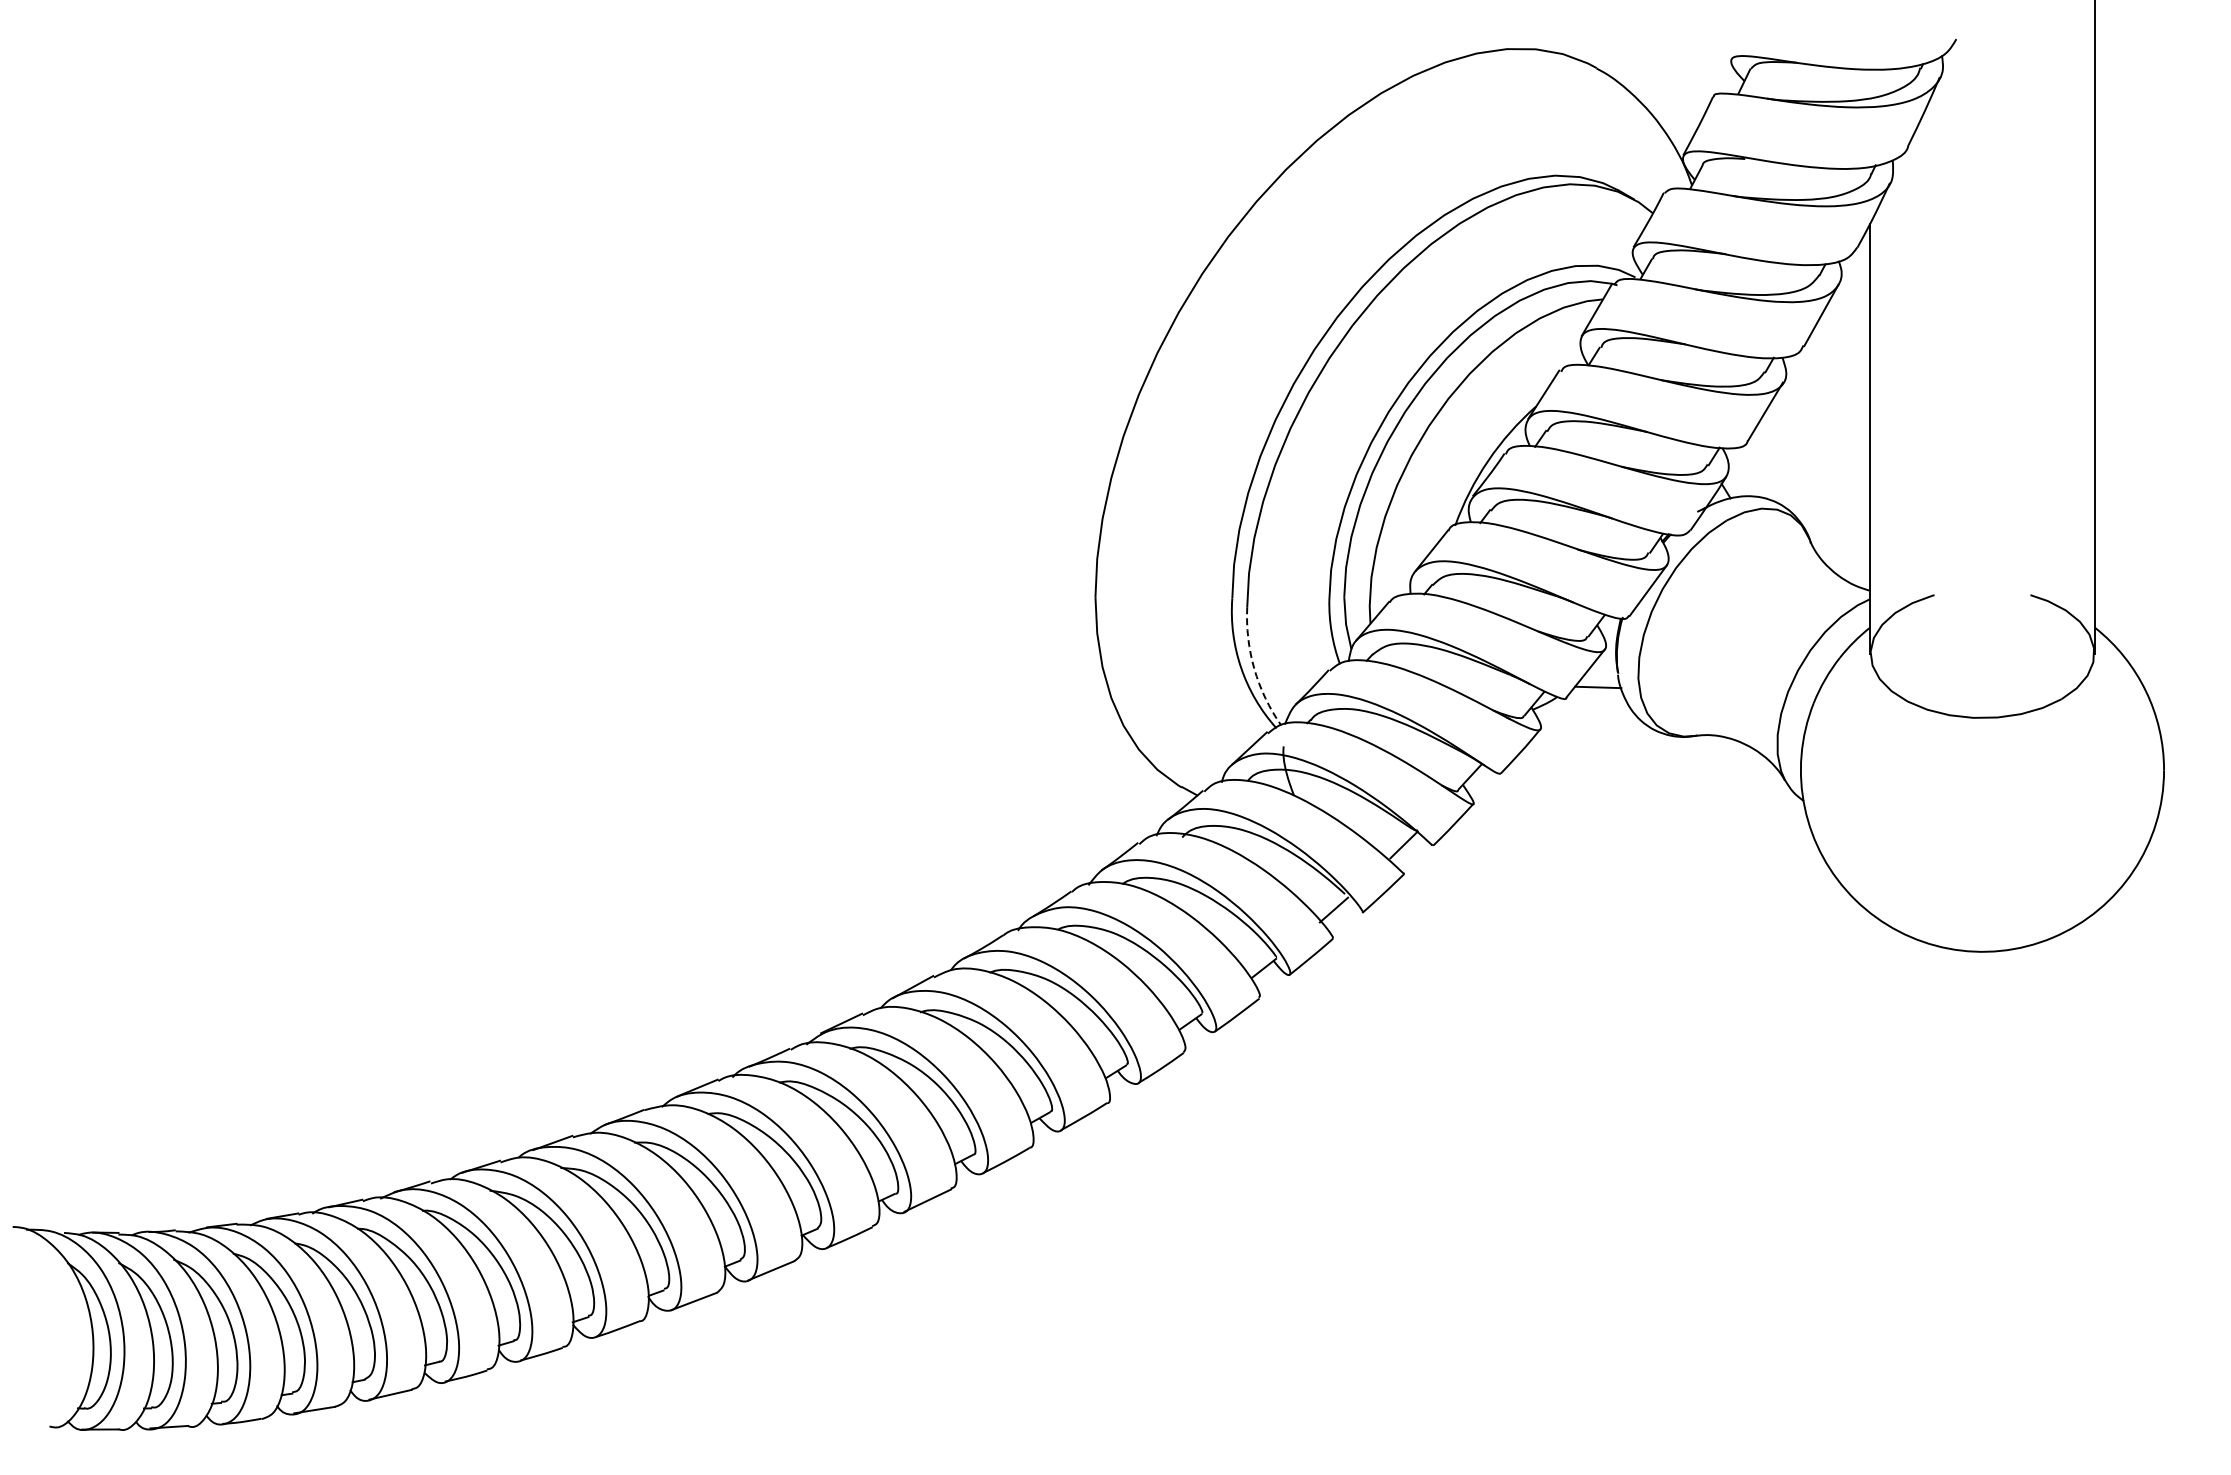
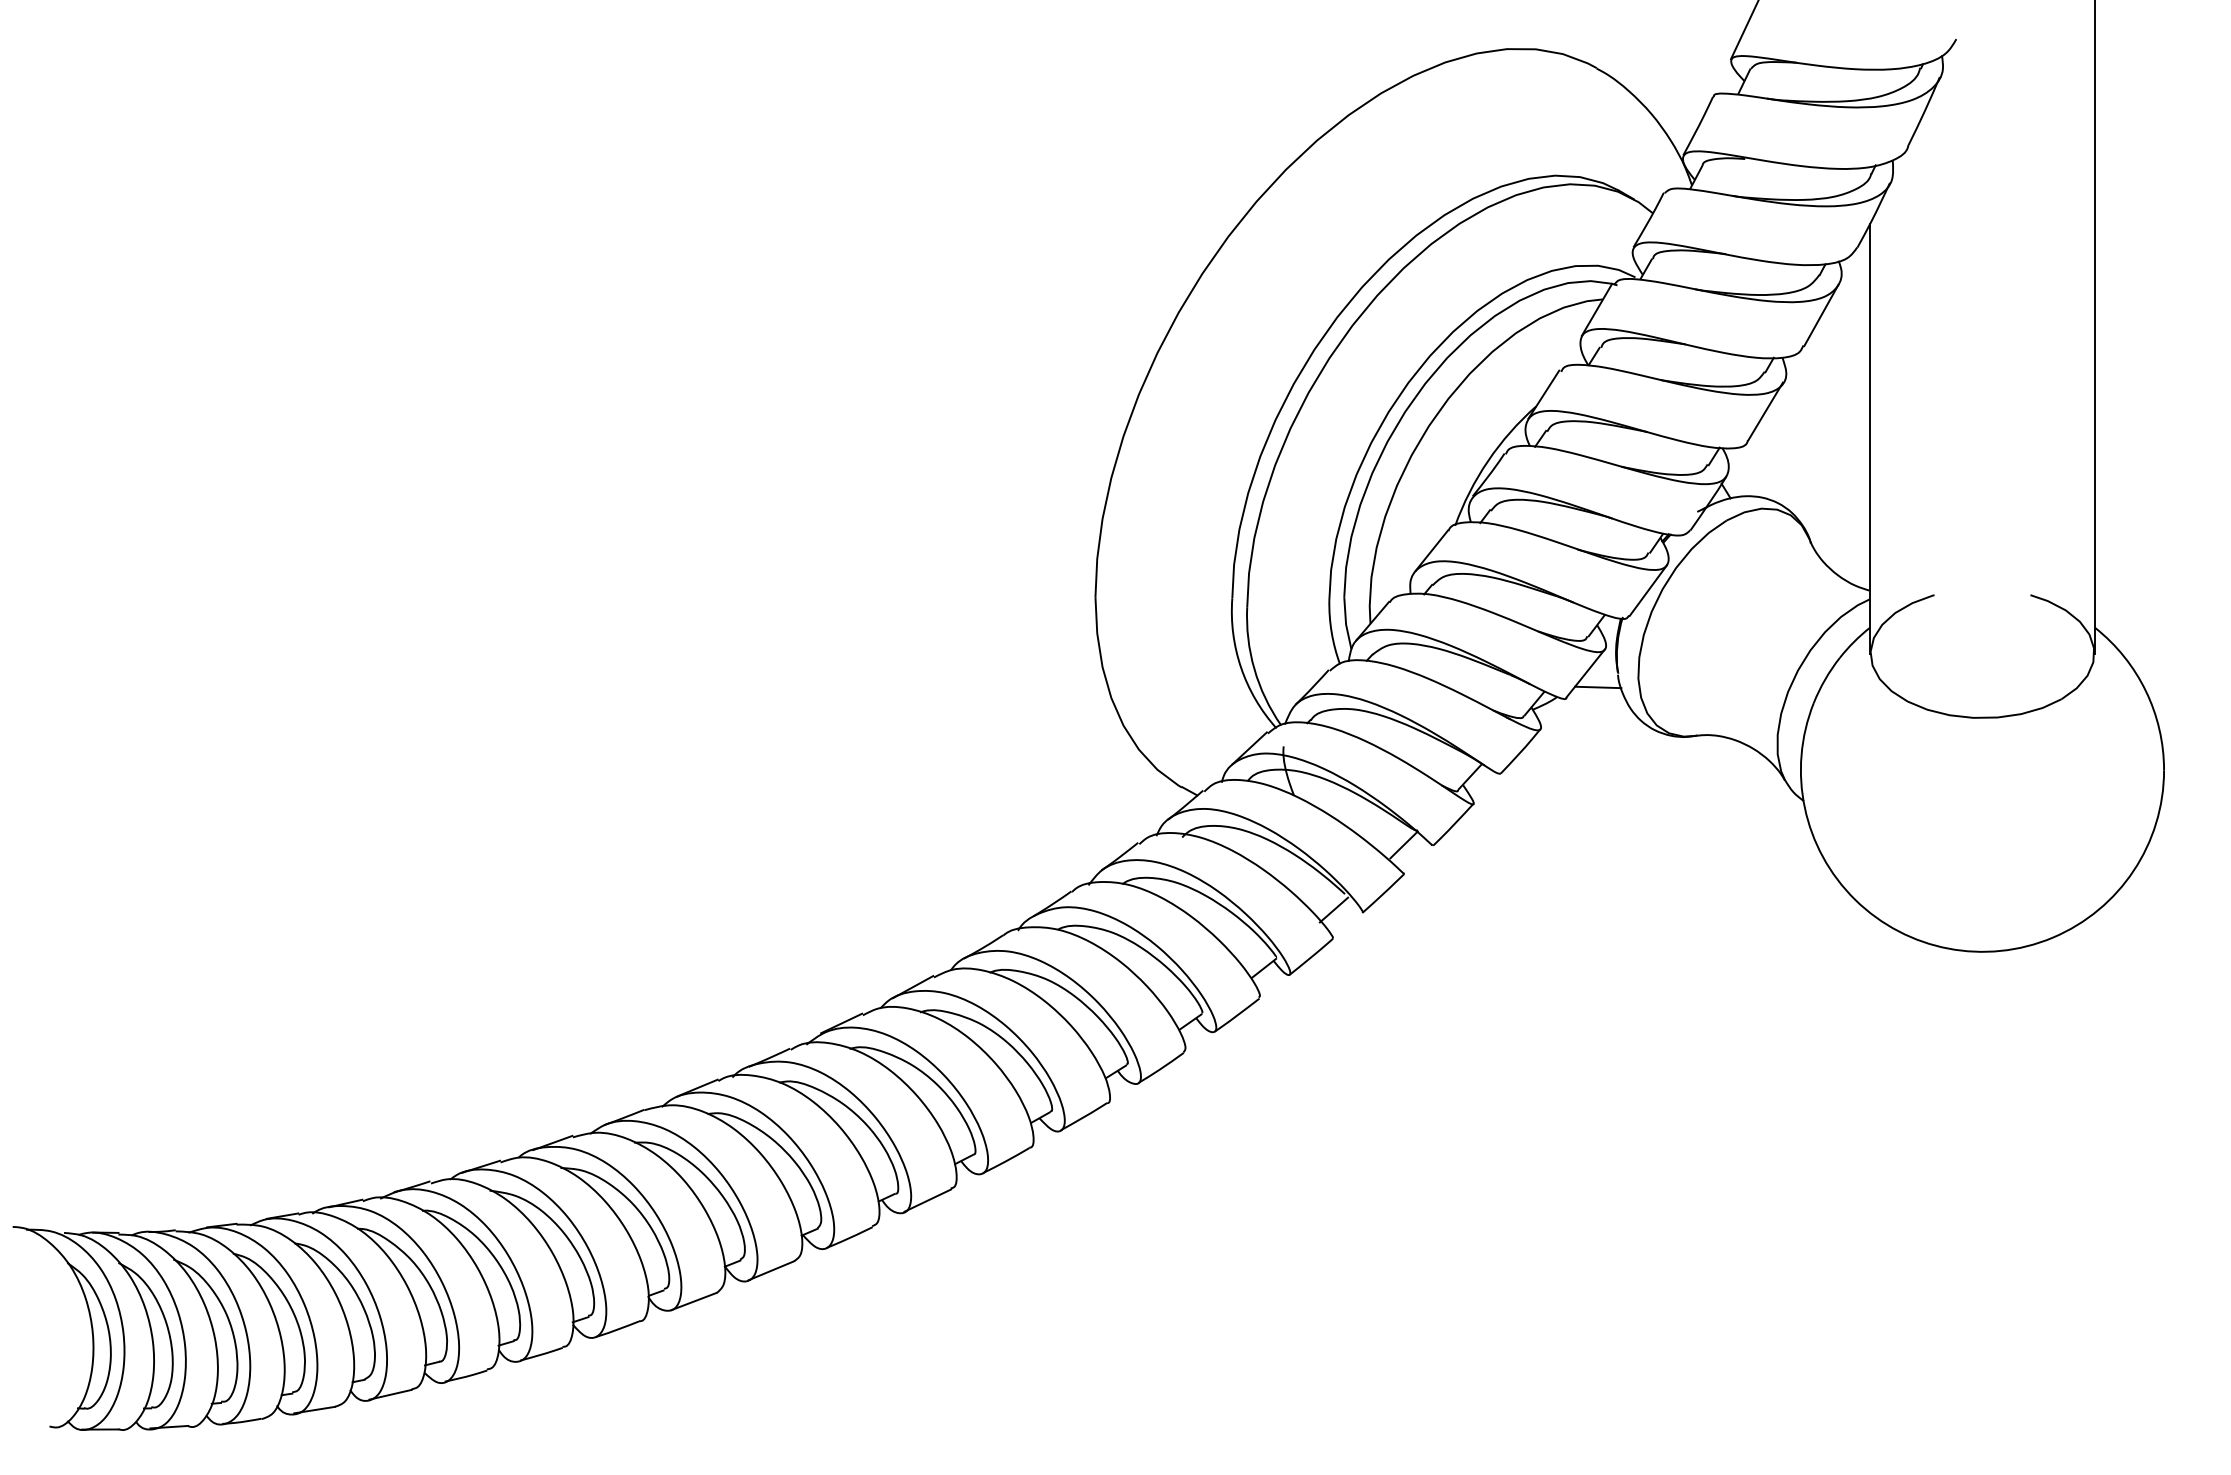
line: none -> present (1744, 30)
arc: dashed -> solid (1254, 669)
